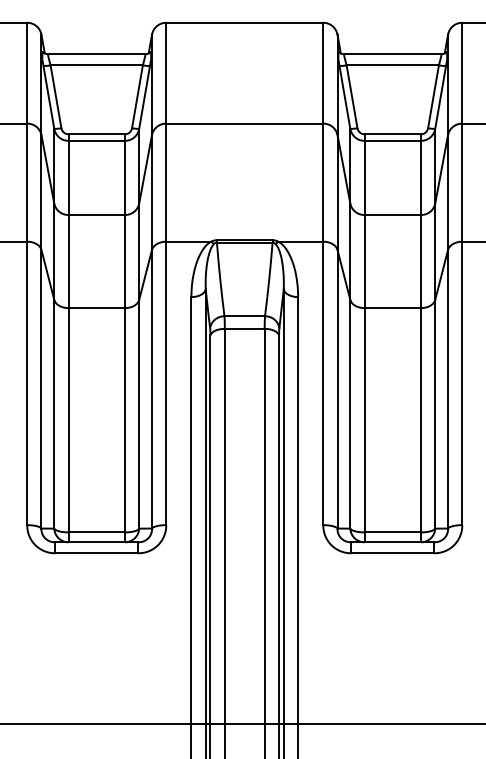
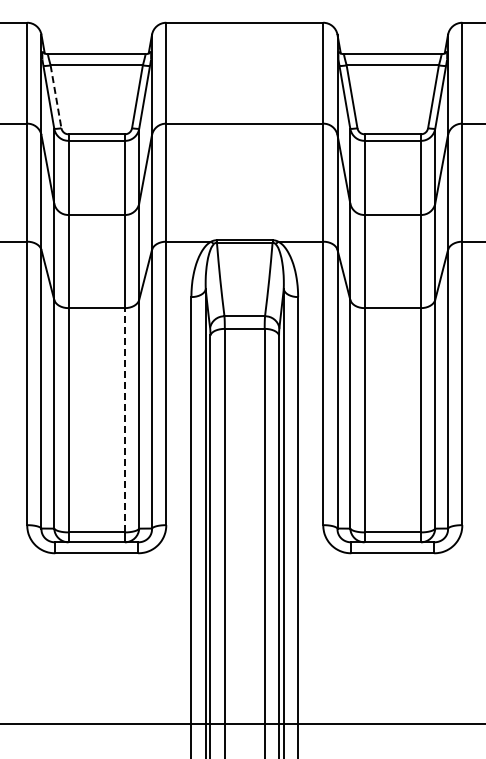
line: solid -> dashed (56, 96)
line: solid -> dashed (124, 419)
